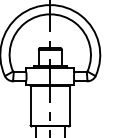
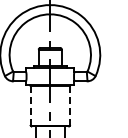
line: solid -> dashed (30, 106)
line: solid -> dashed (69, 106)
